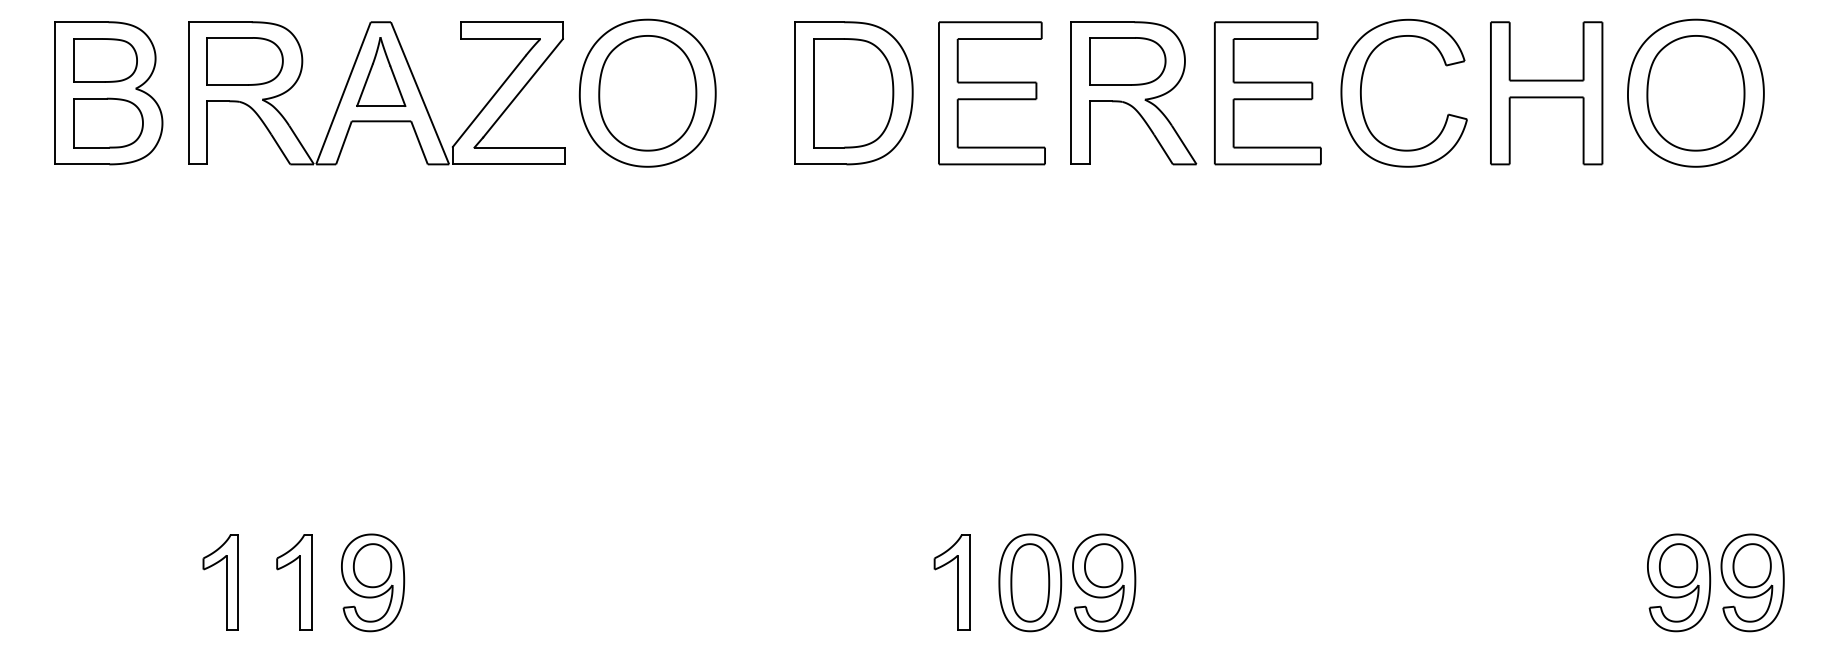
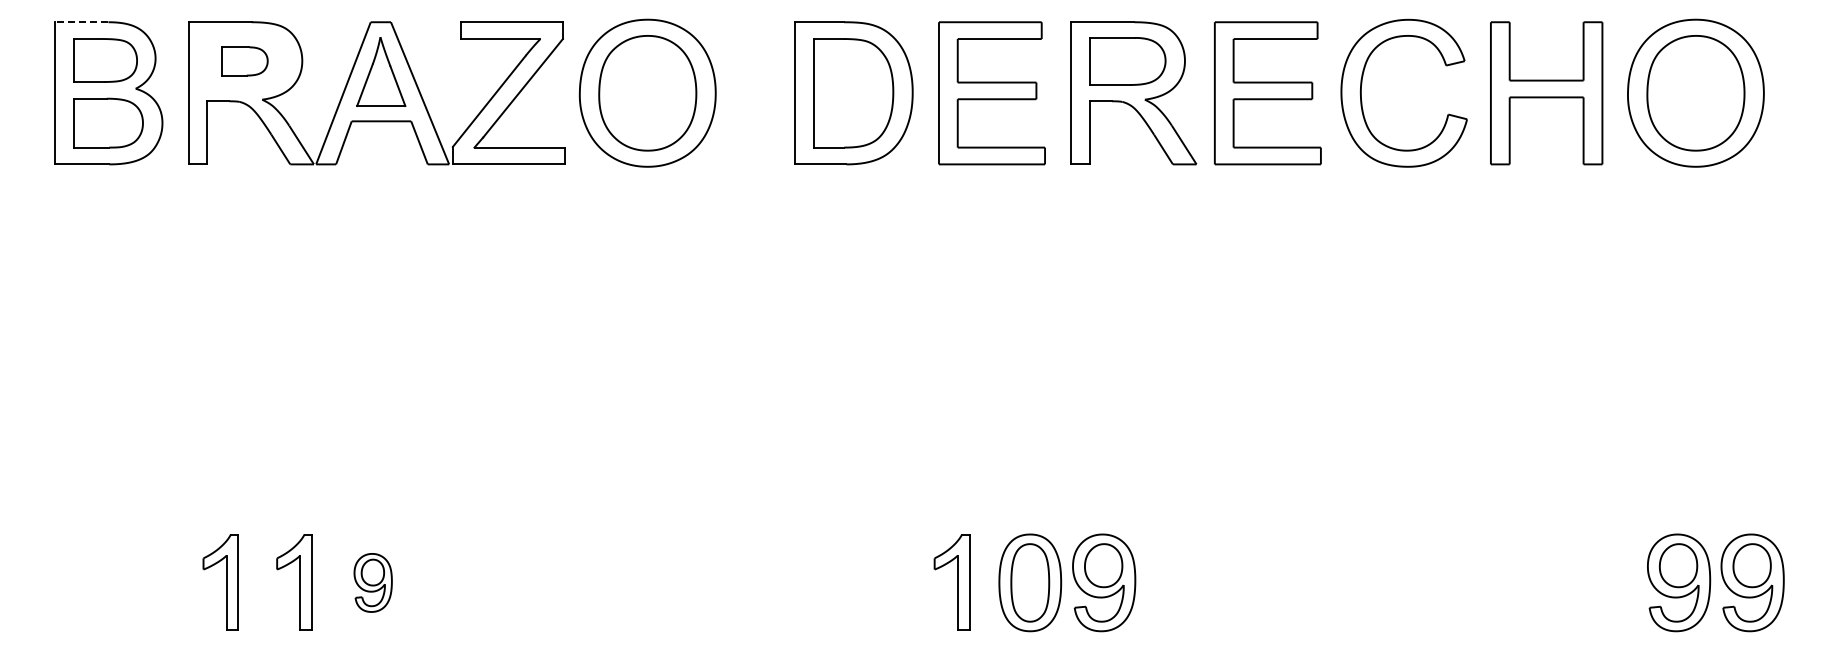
line: solid -> dashed (81, 22)
part size: 78x49 px -> 48x31 px (244, 61)
part size: 65x100 px -> 40x60 px (372, 582)
